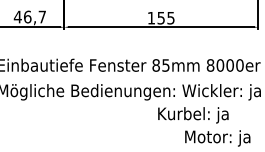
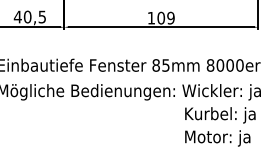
text: 46,7 -> 40,5 (34, 16)
text: 155 -> 109 (165, 17)
text position: (193, 115) -> (220, 115) (220, 115)
